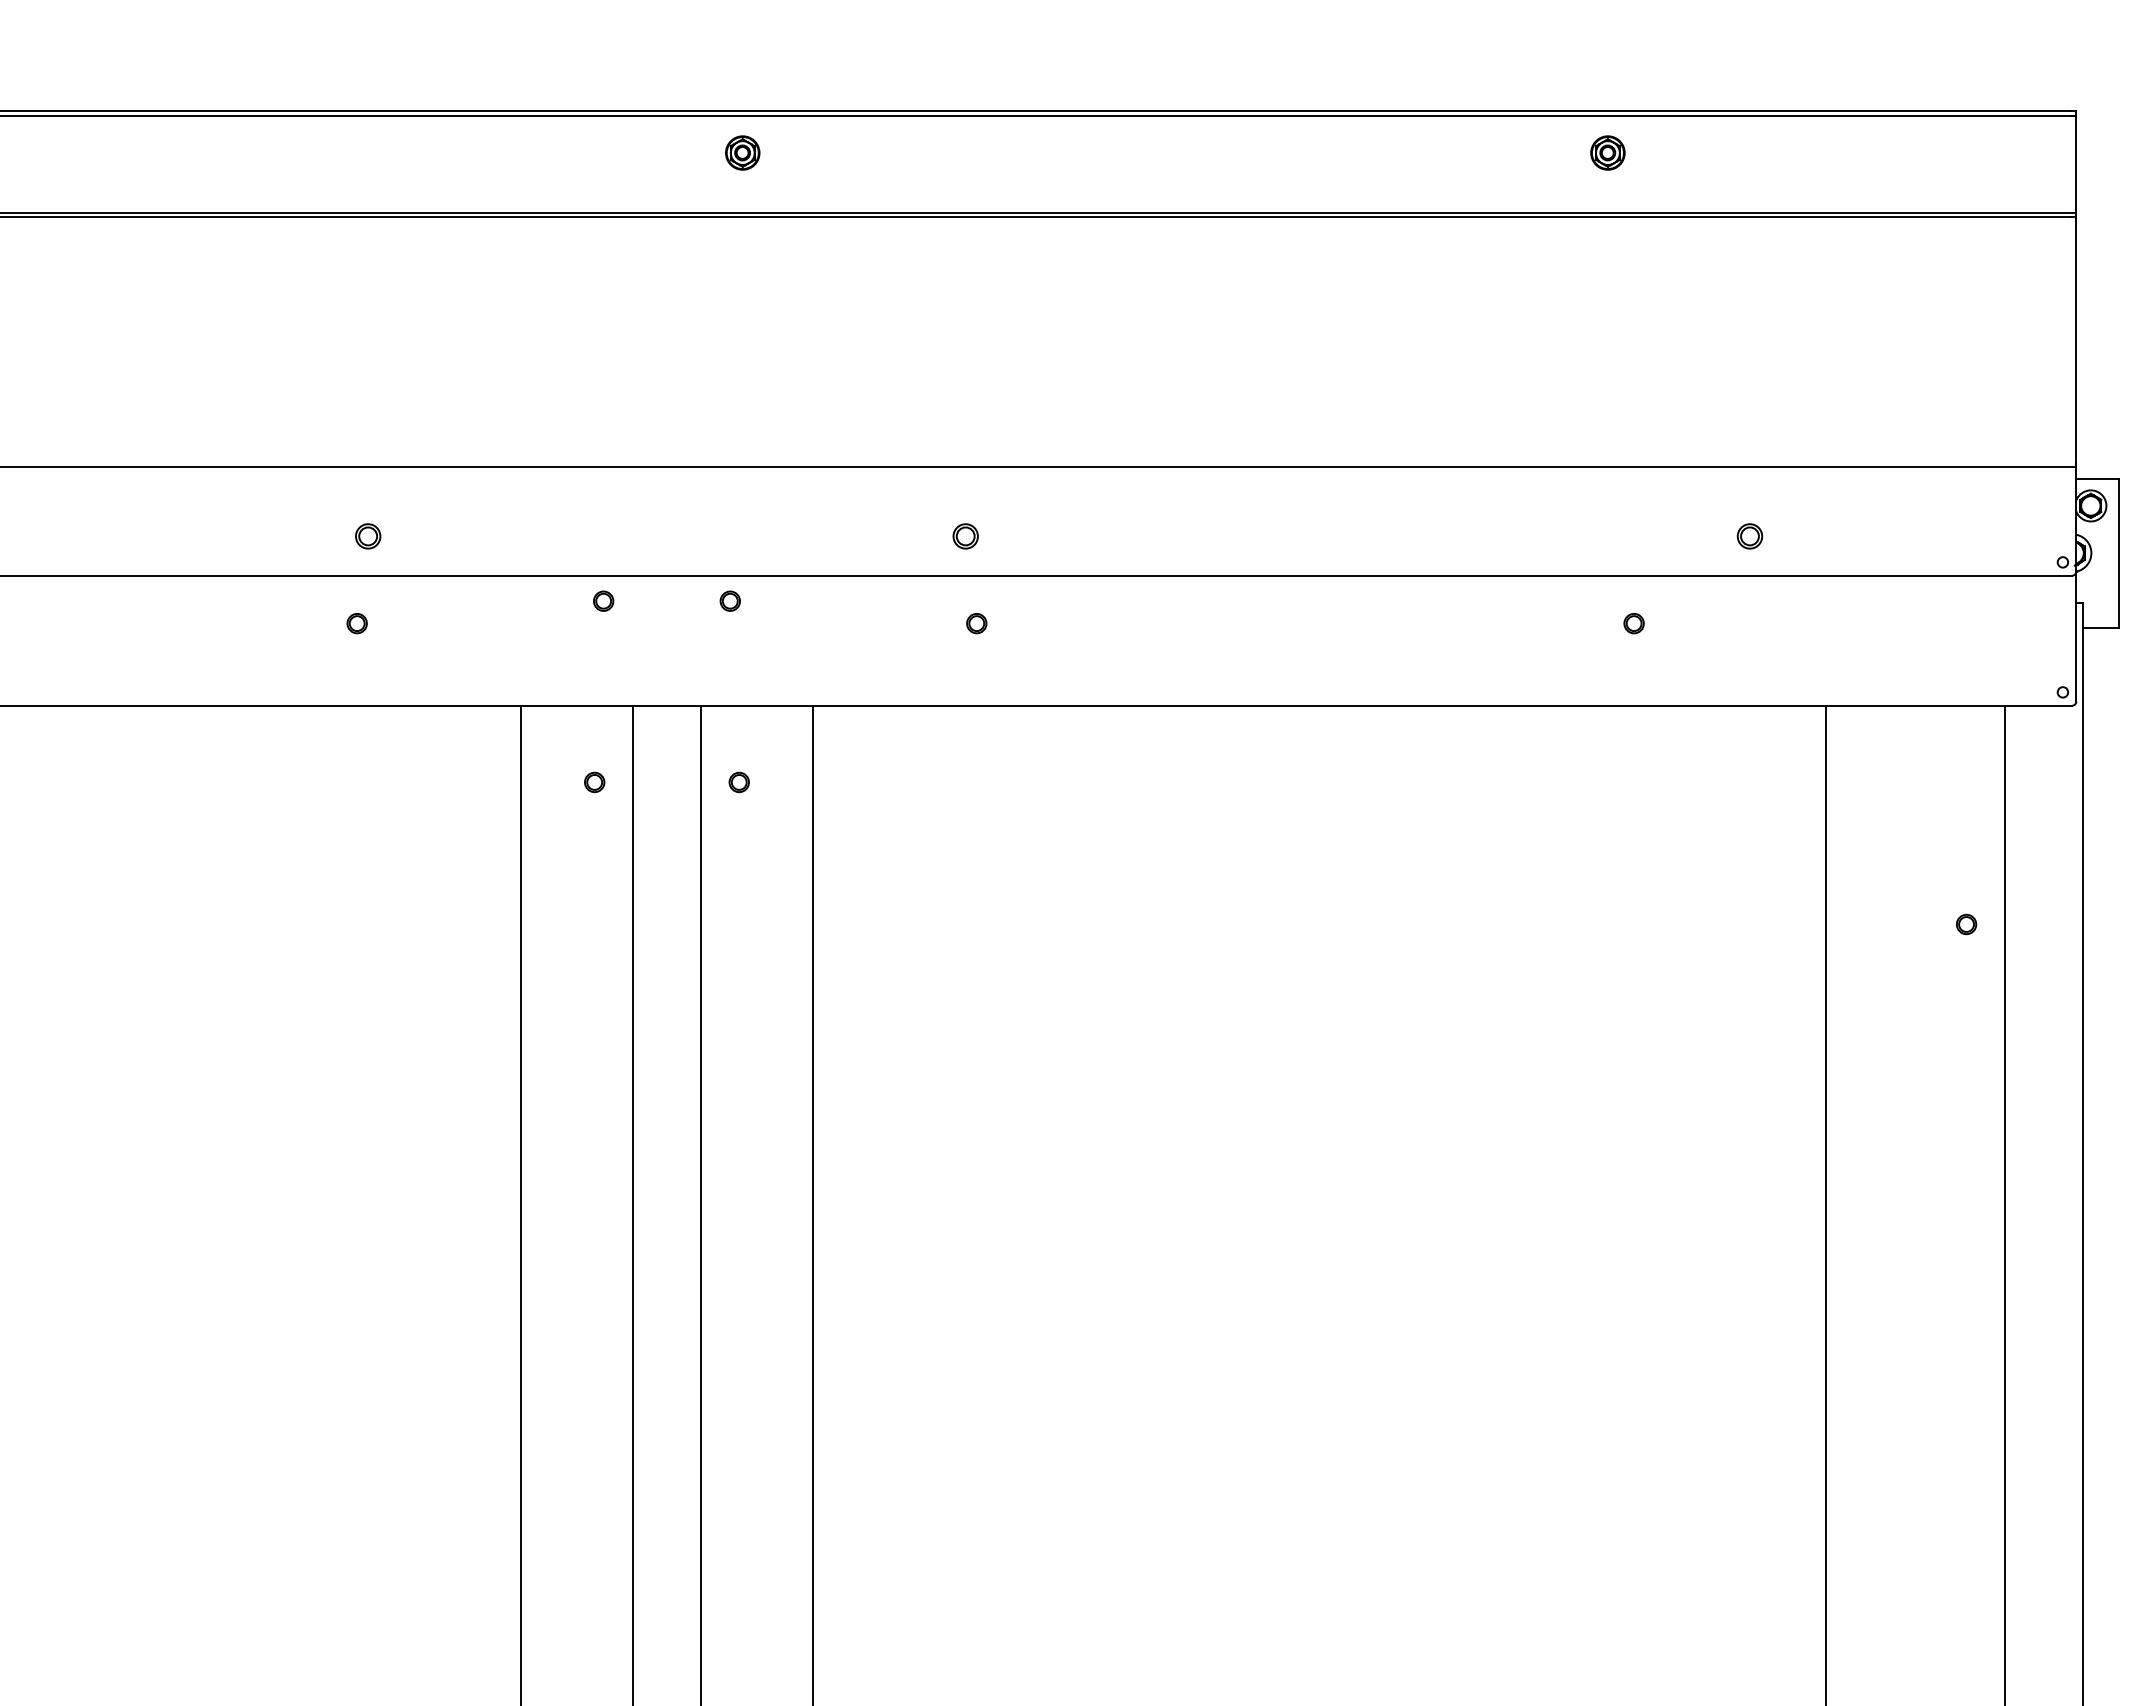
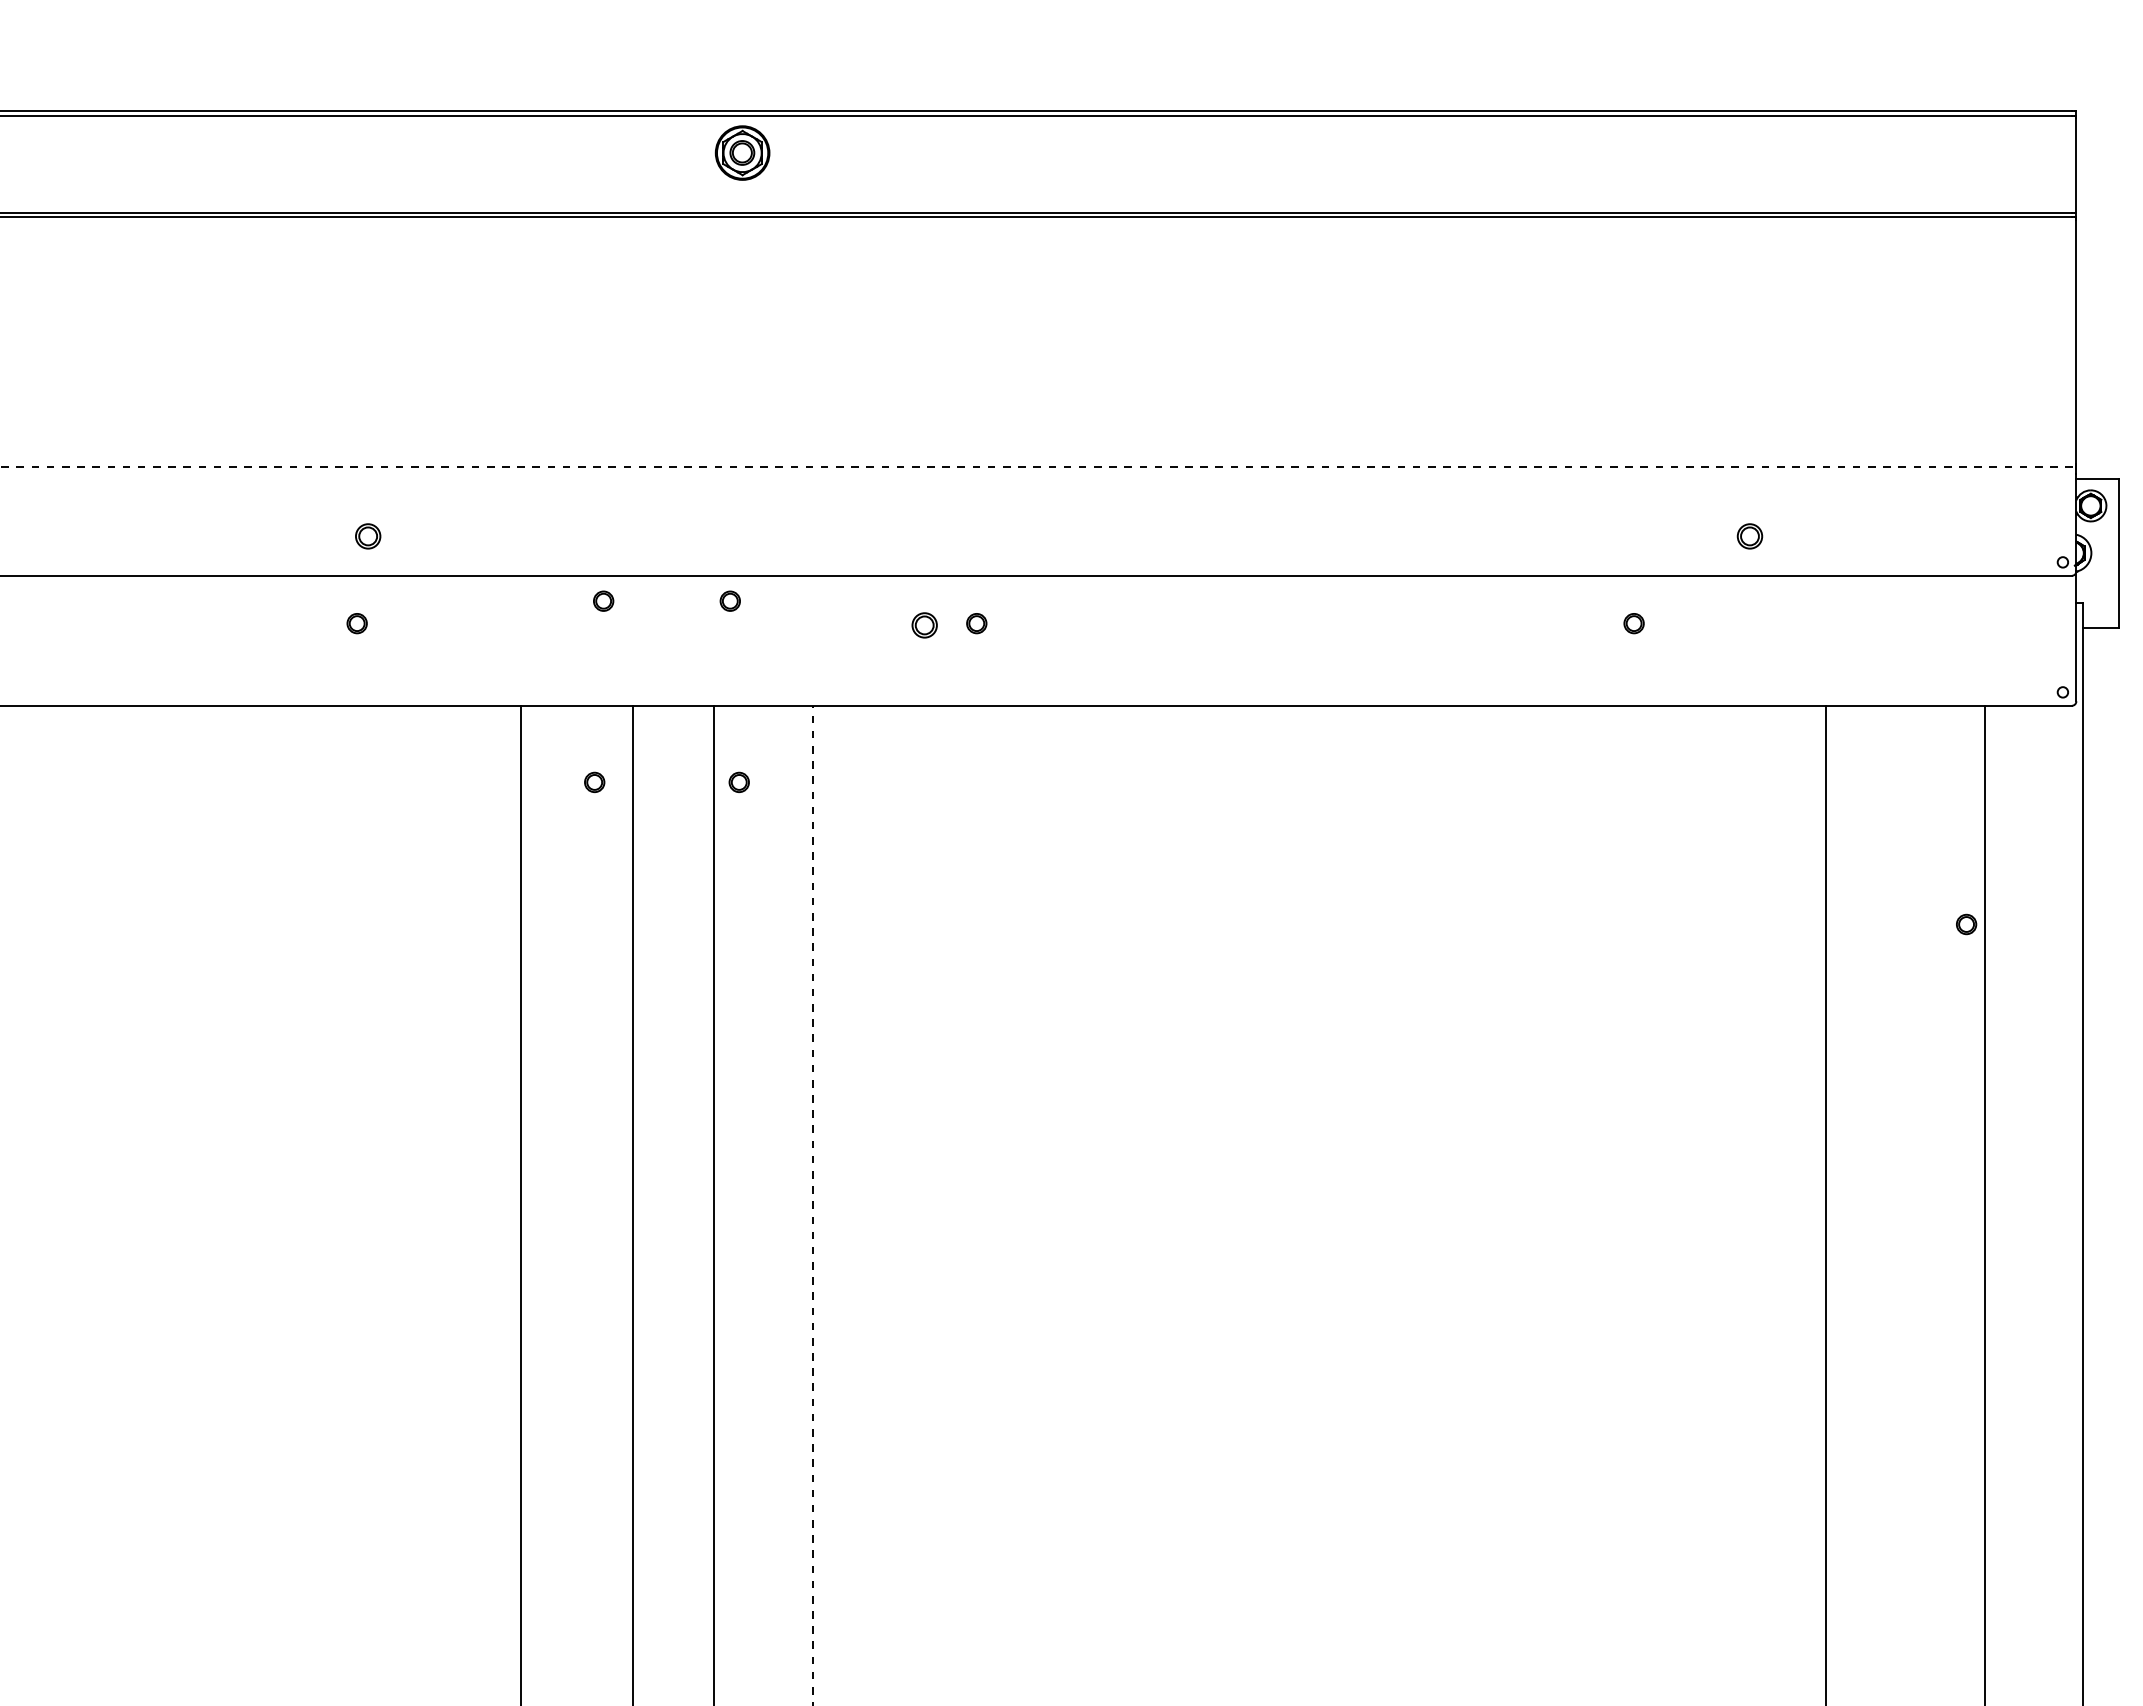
part size: 36x36 px -> 57x56 px (742, 152)
part: present -> none (1607, 152)
line: solid -> dashed (1038, 466)
part position: (965, 536) -> (924, 625) (924, 625)
line position: (700, 1203) -> (713, 1203) (713, 1203)
line position: (2005, 1203) -> (1985, 1203) (1985, 1203)
line: solid -> dashed (812, 1205)
